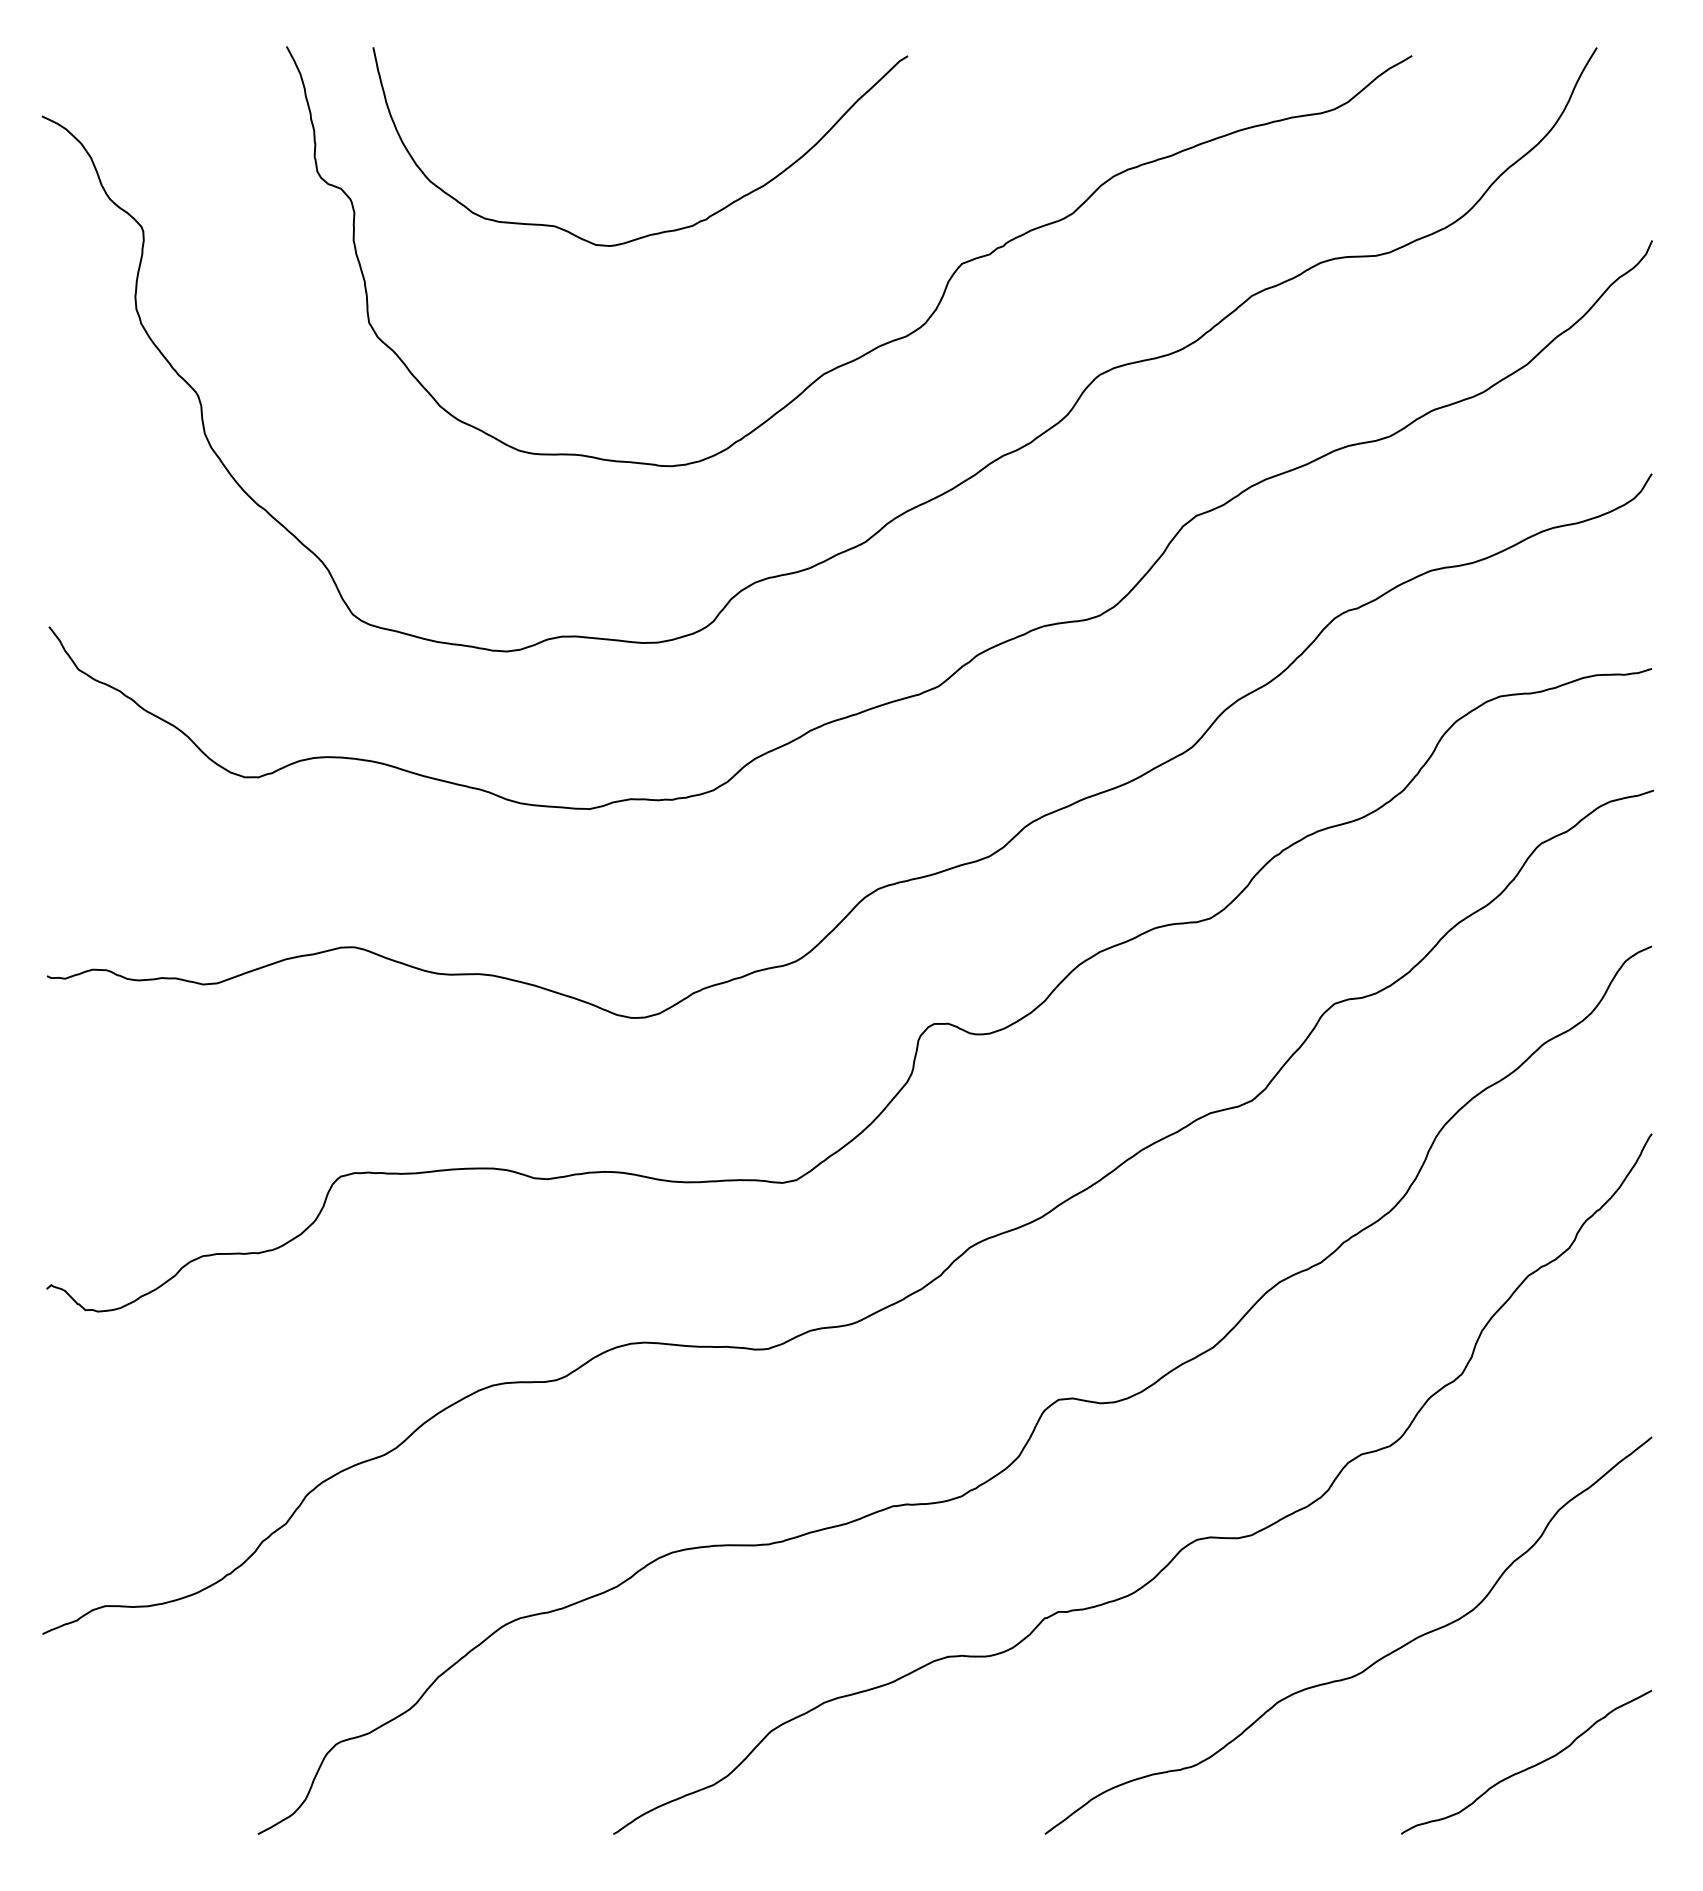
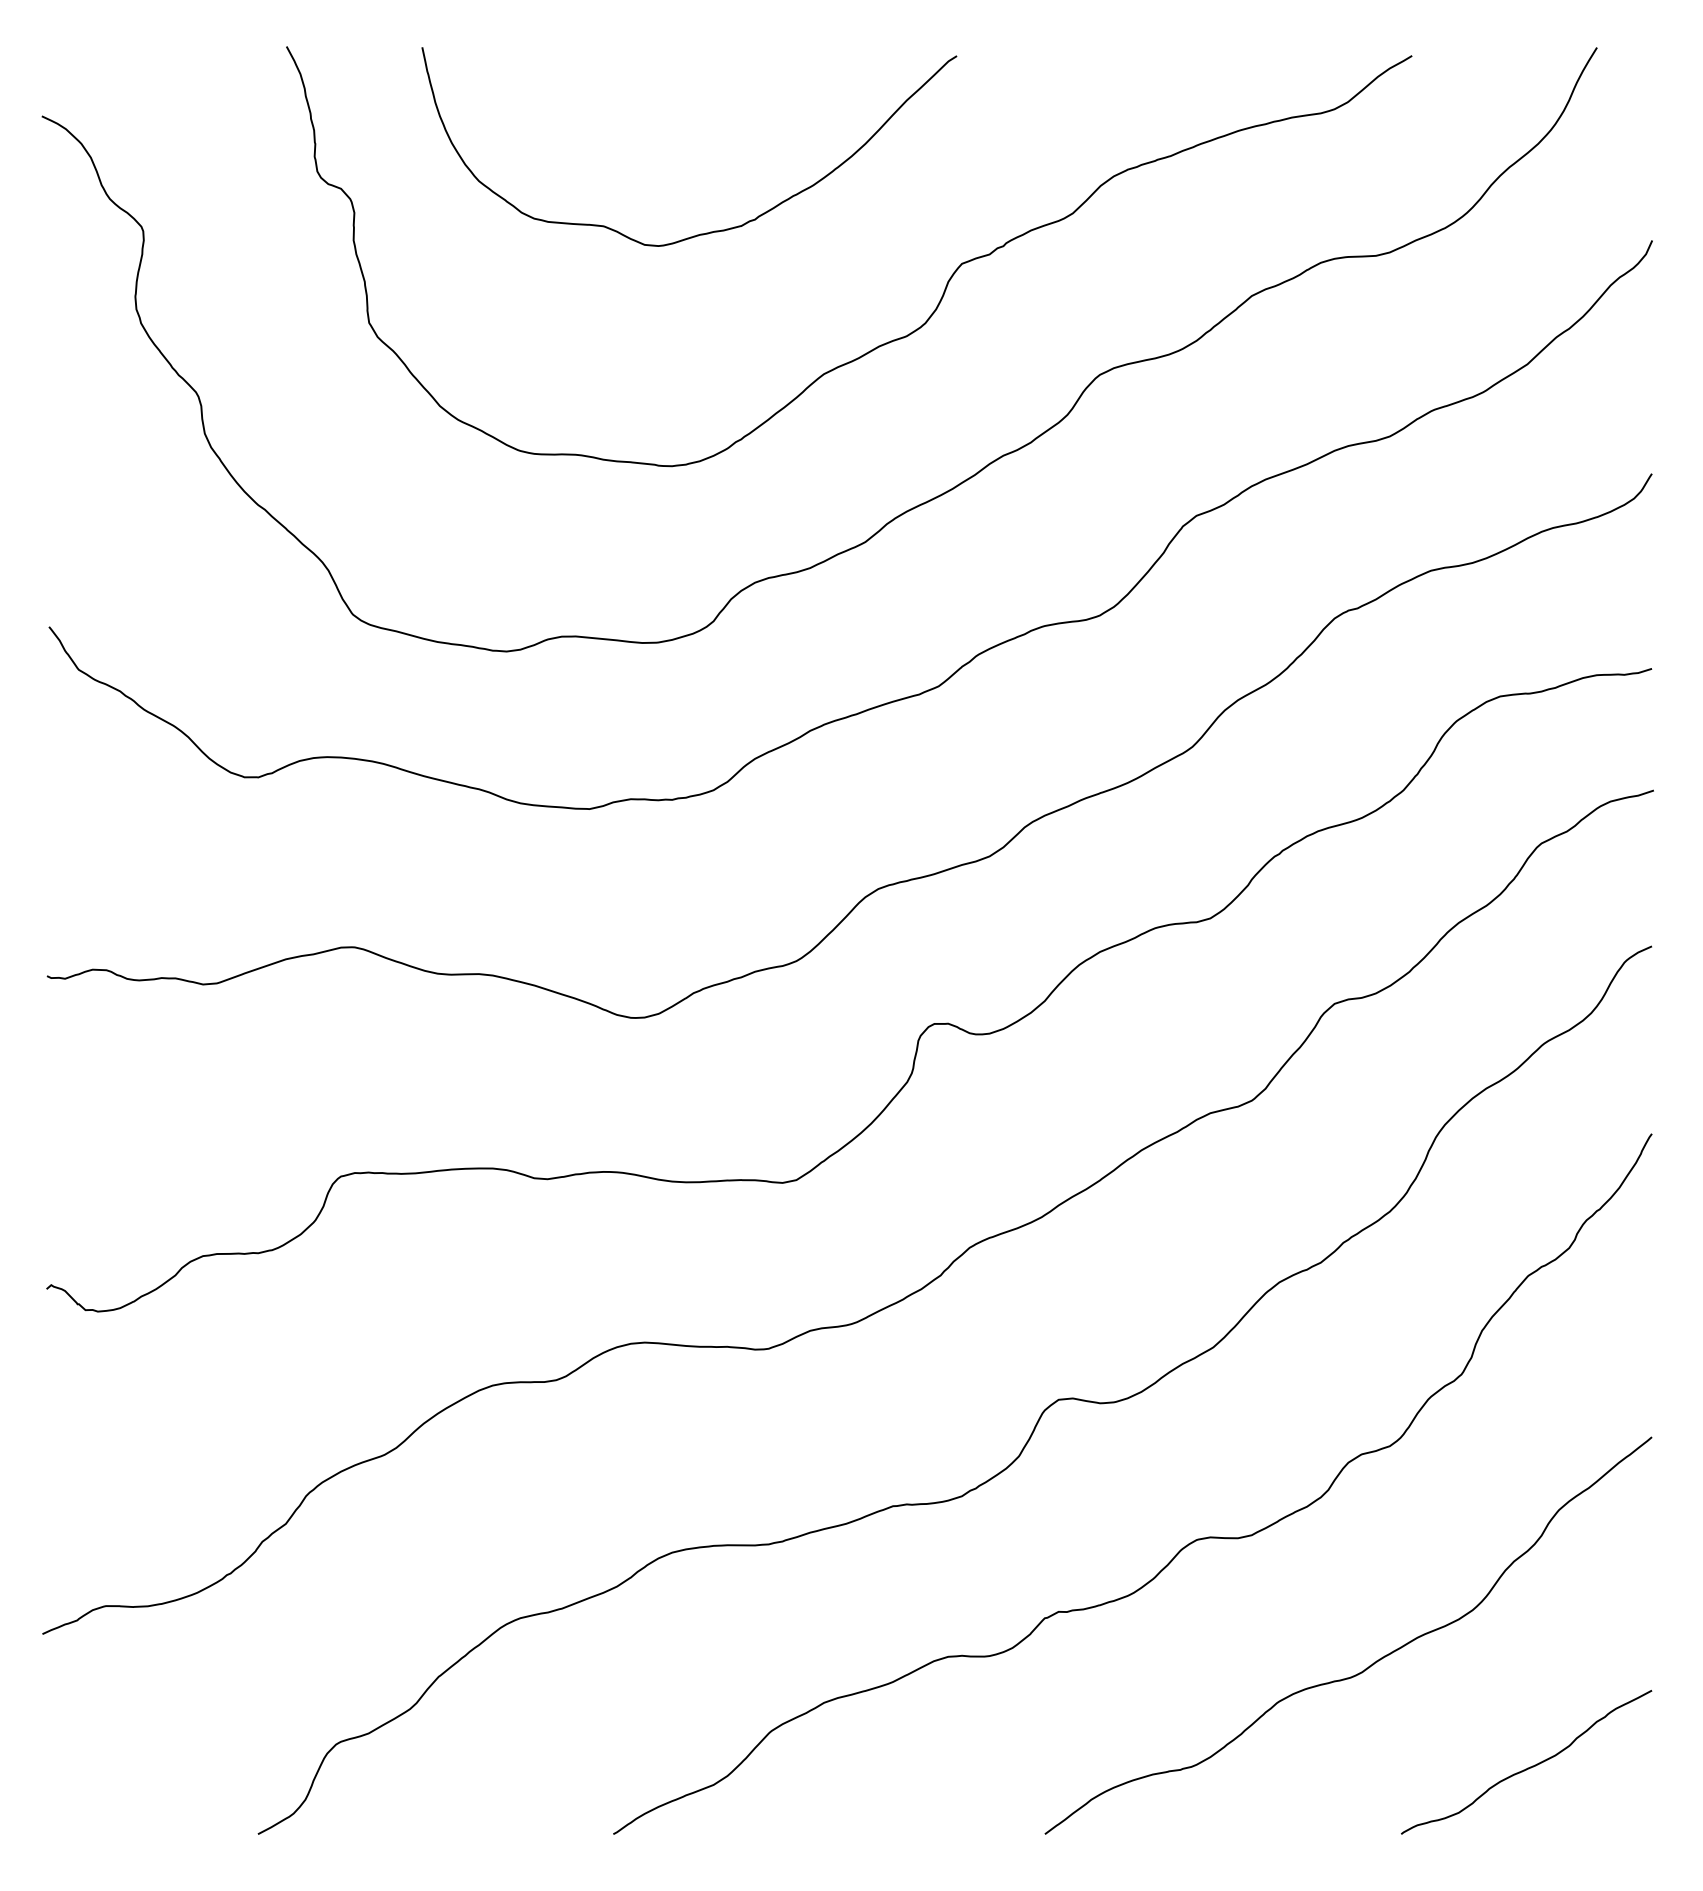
curve position: (661, 231) -> (710, 231) (710, 231)
